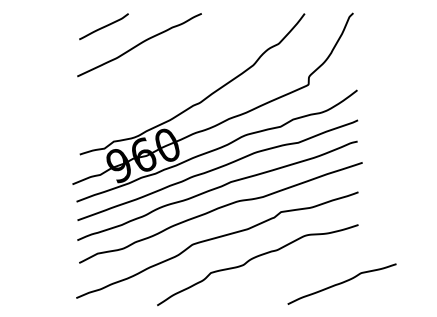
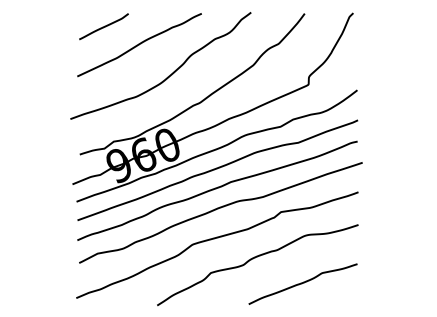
curve: none -> present (168, 75)
curve position: (341, 283) -> (302, 283) (302, 283)
